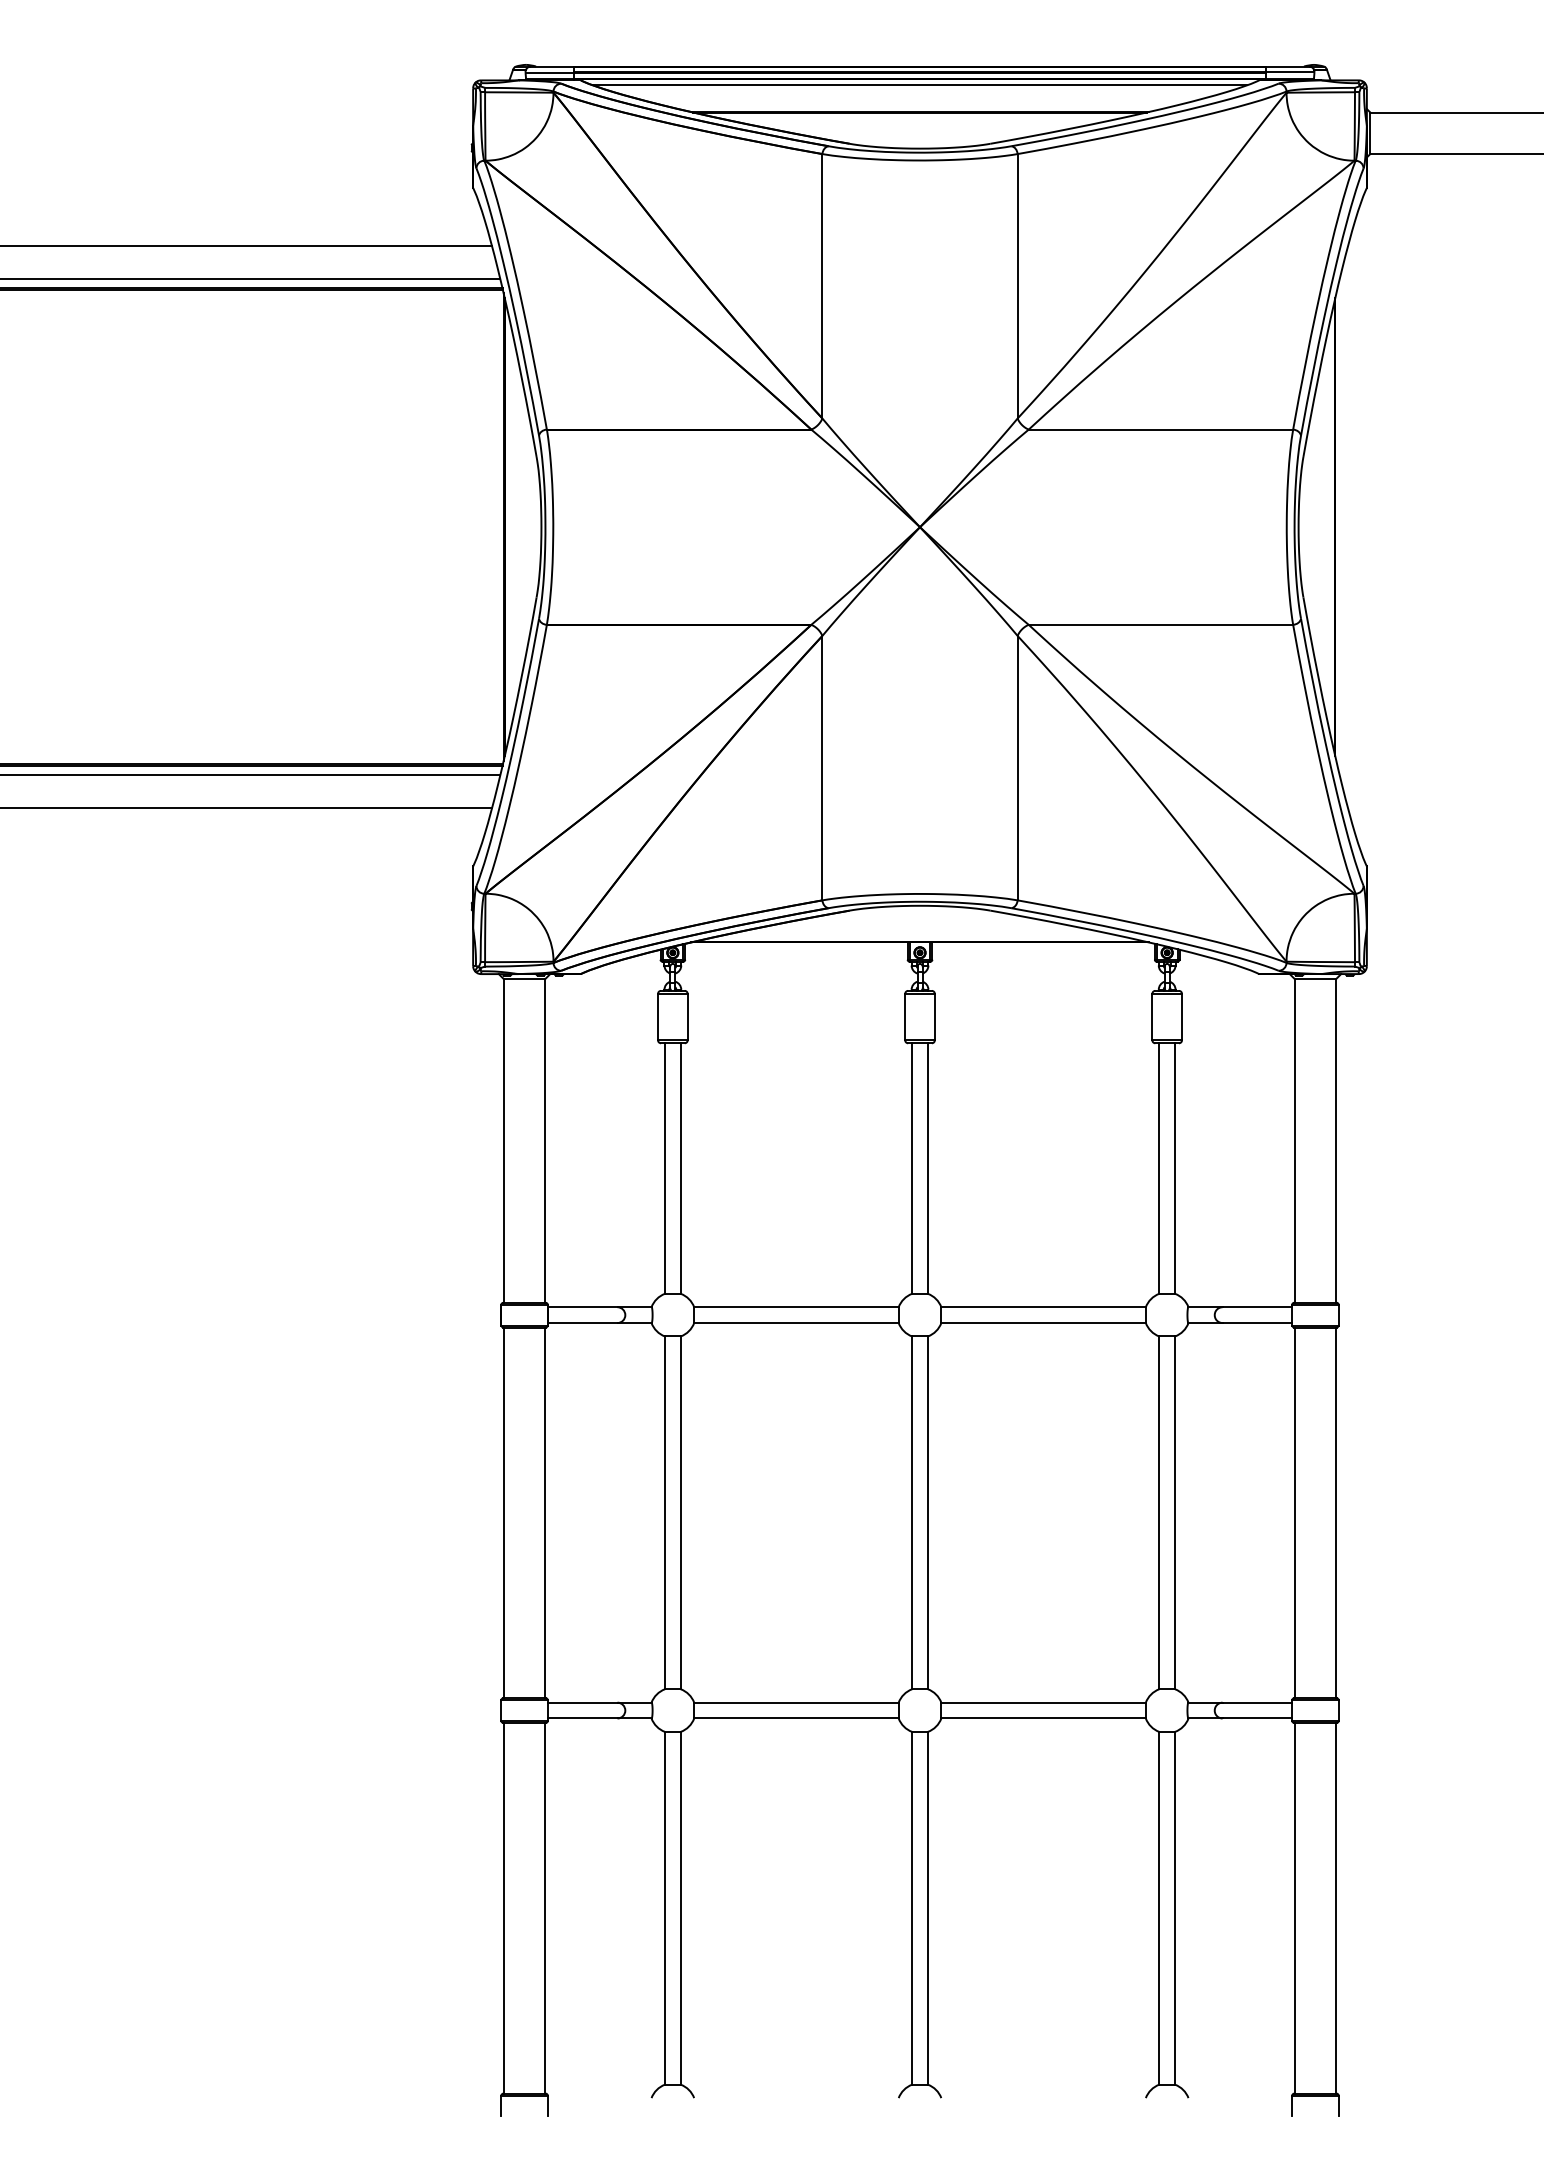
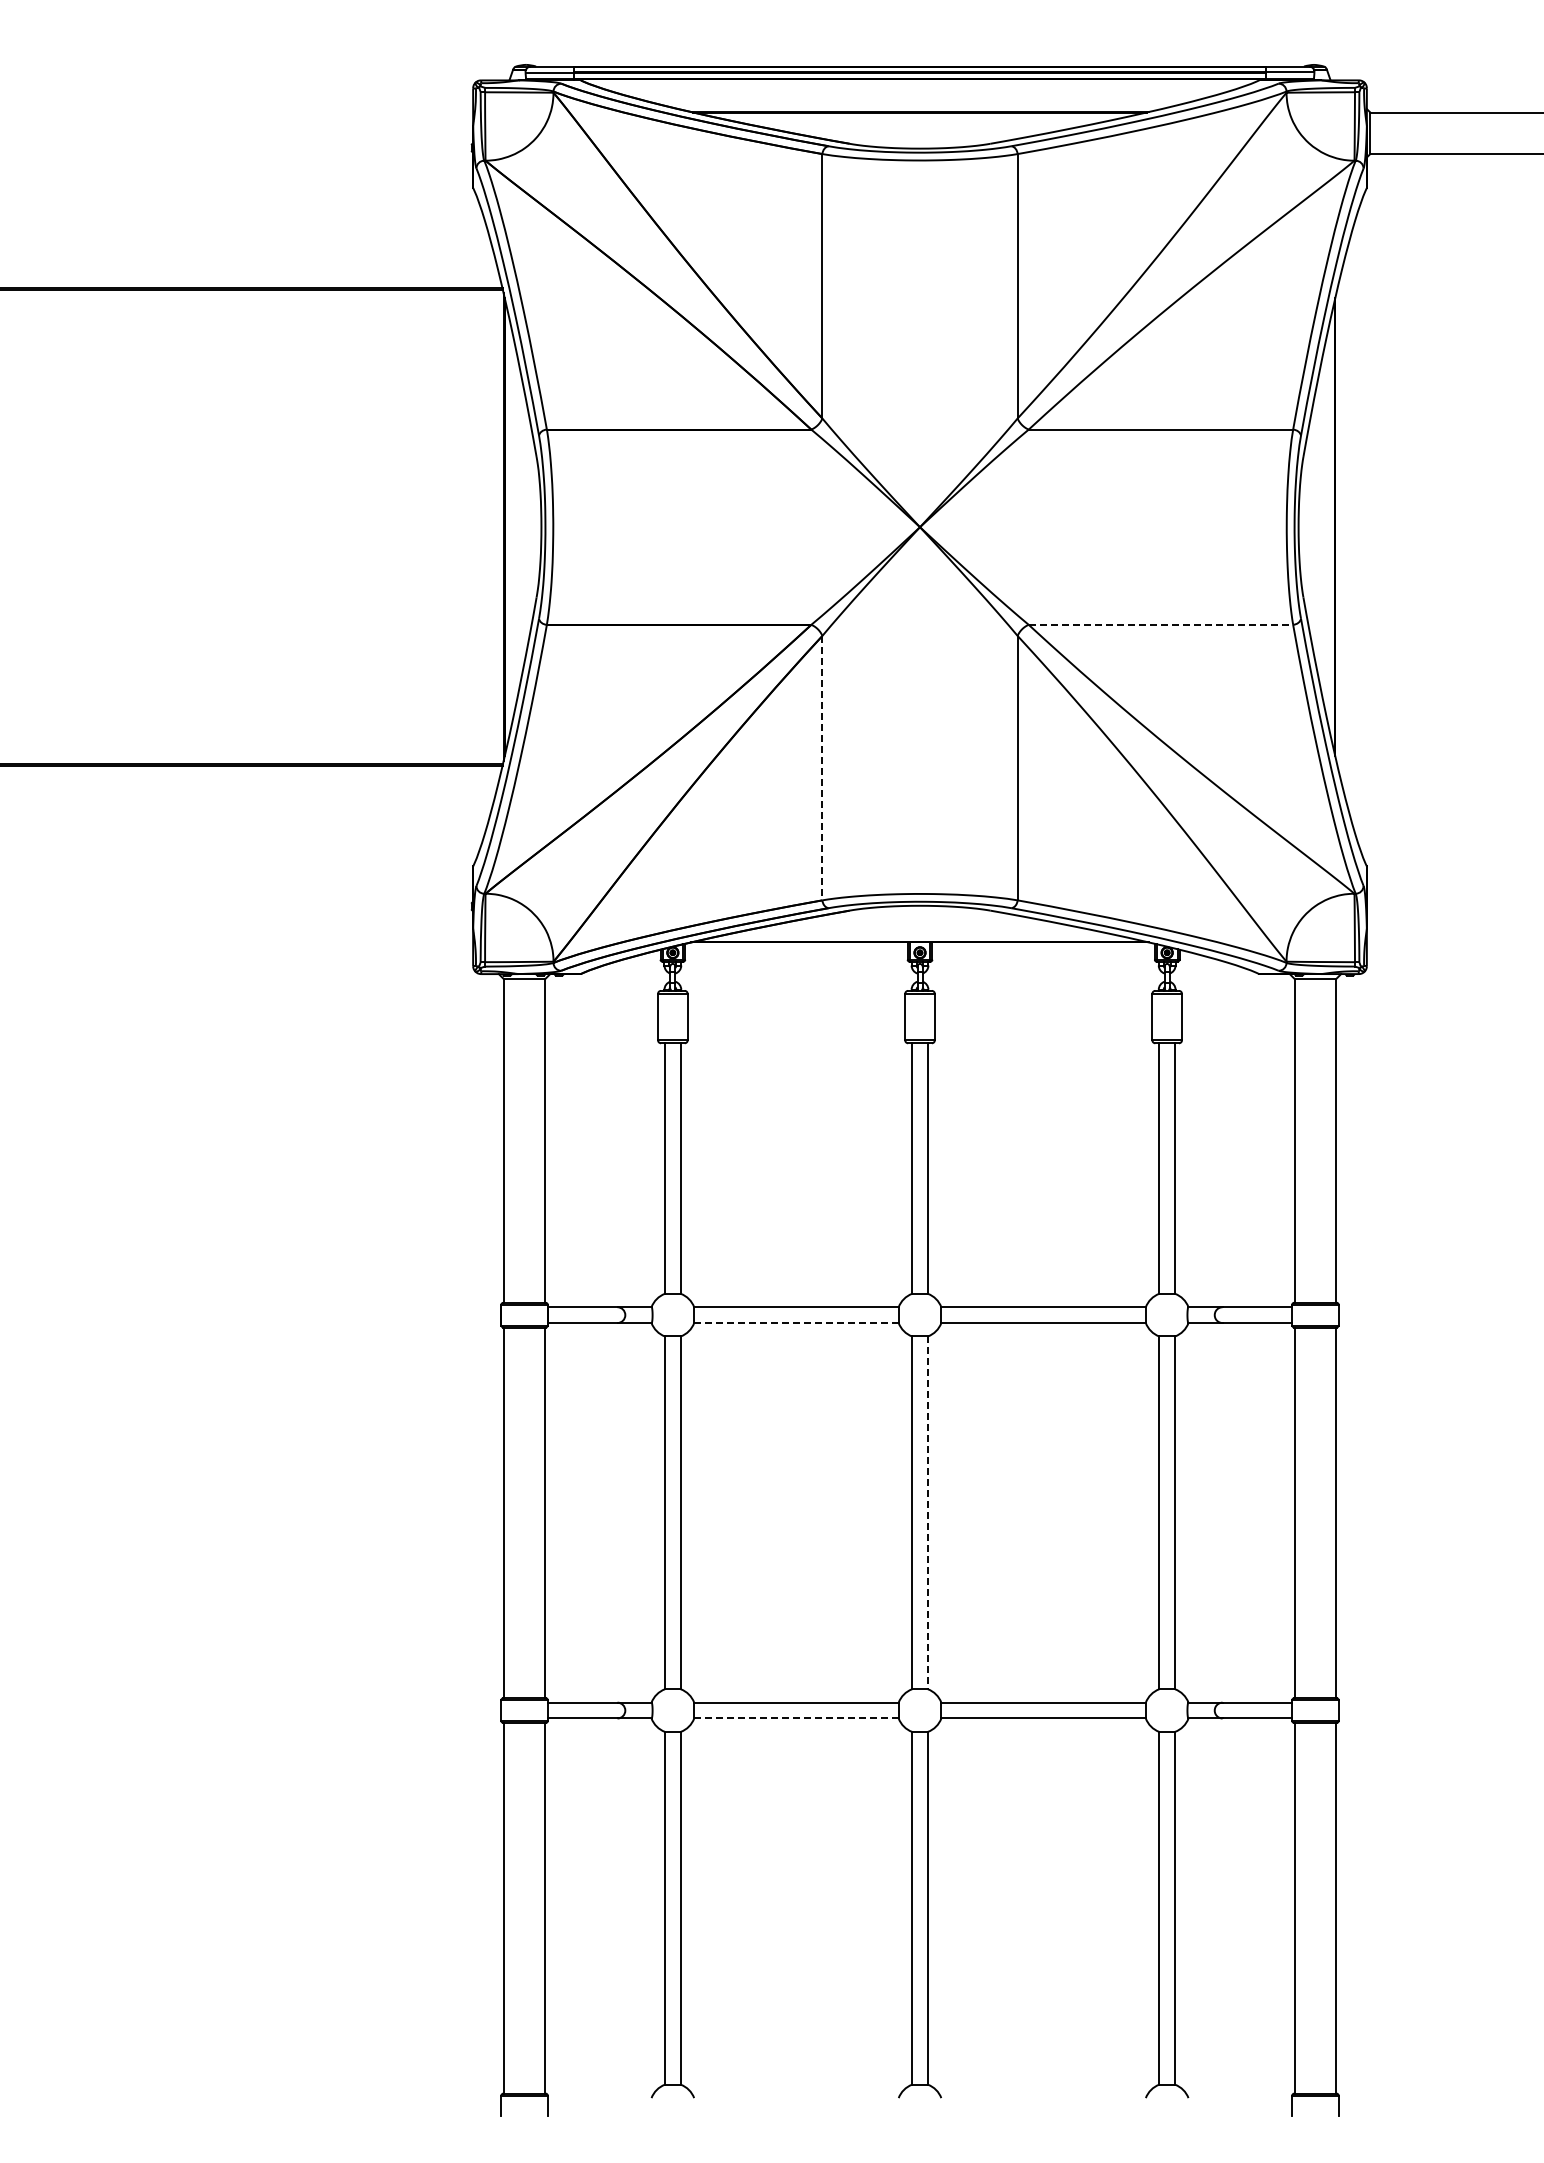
line: present -> none (919, 85)
line: present -> none (247, 246)
line: present -> none (251, 279)
line: solid -> dashed (1161, 624)
line: solid -> dashed (822, 768)
line: present -> none (251, 775)
line: present -> none (247, 808)
line: solid -> dashed (795, 1323)
line: solid -> dashed (927, 1513)
line: solid -> dashed (795, 1718)
